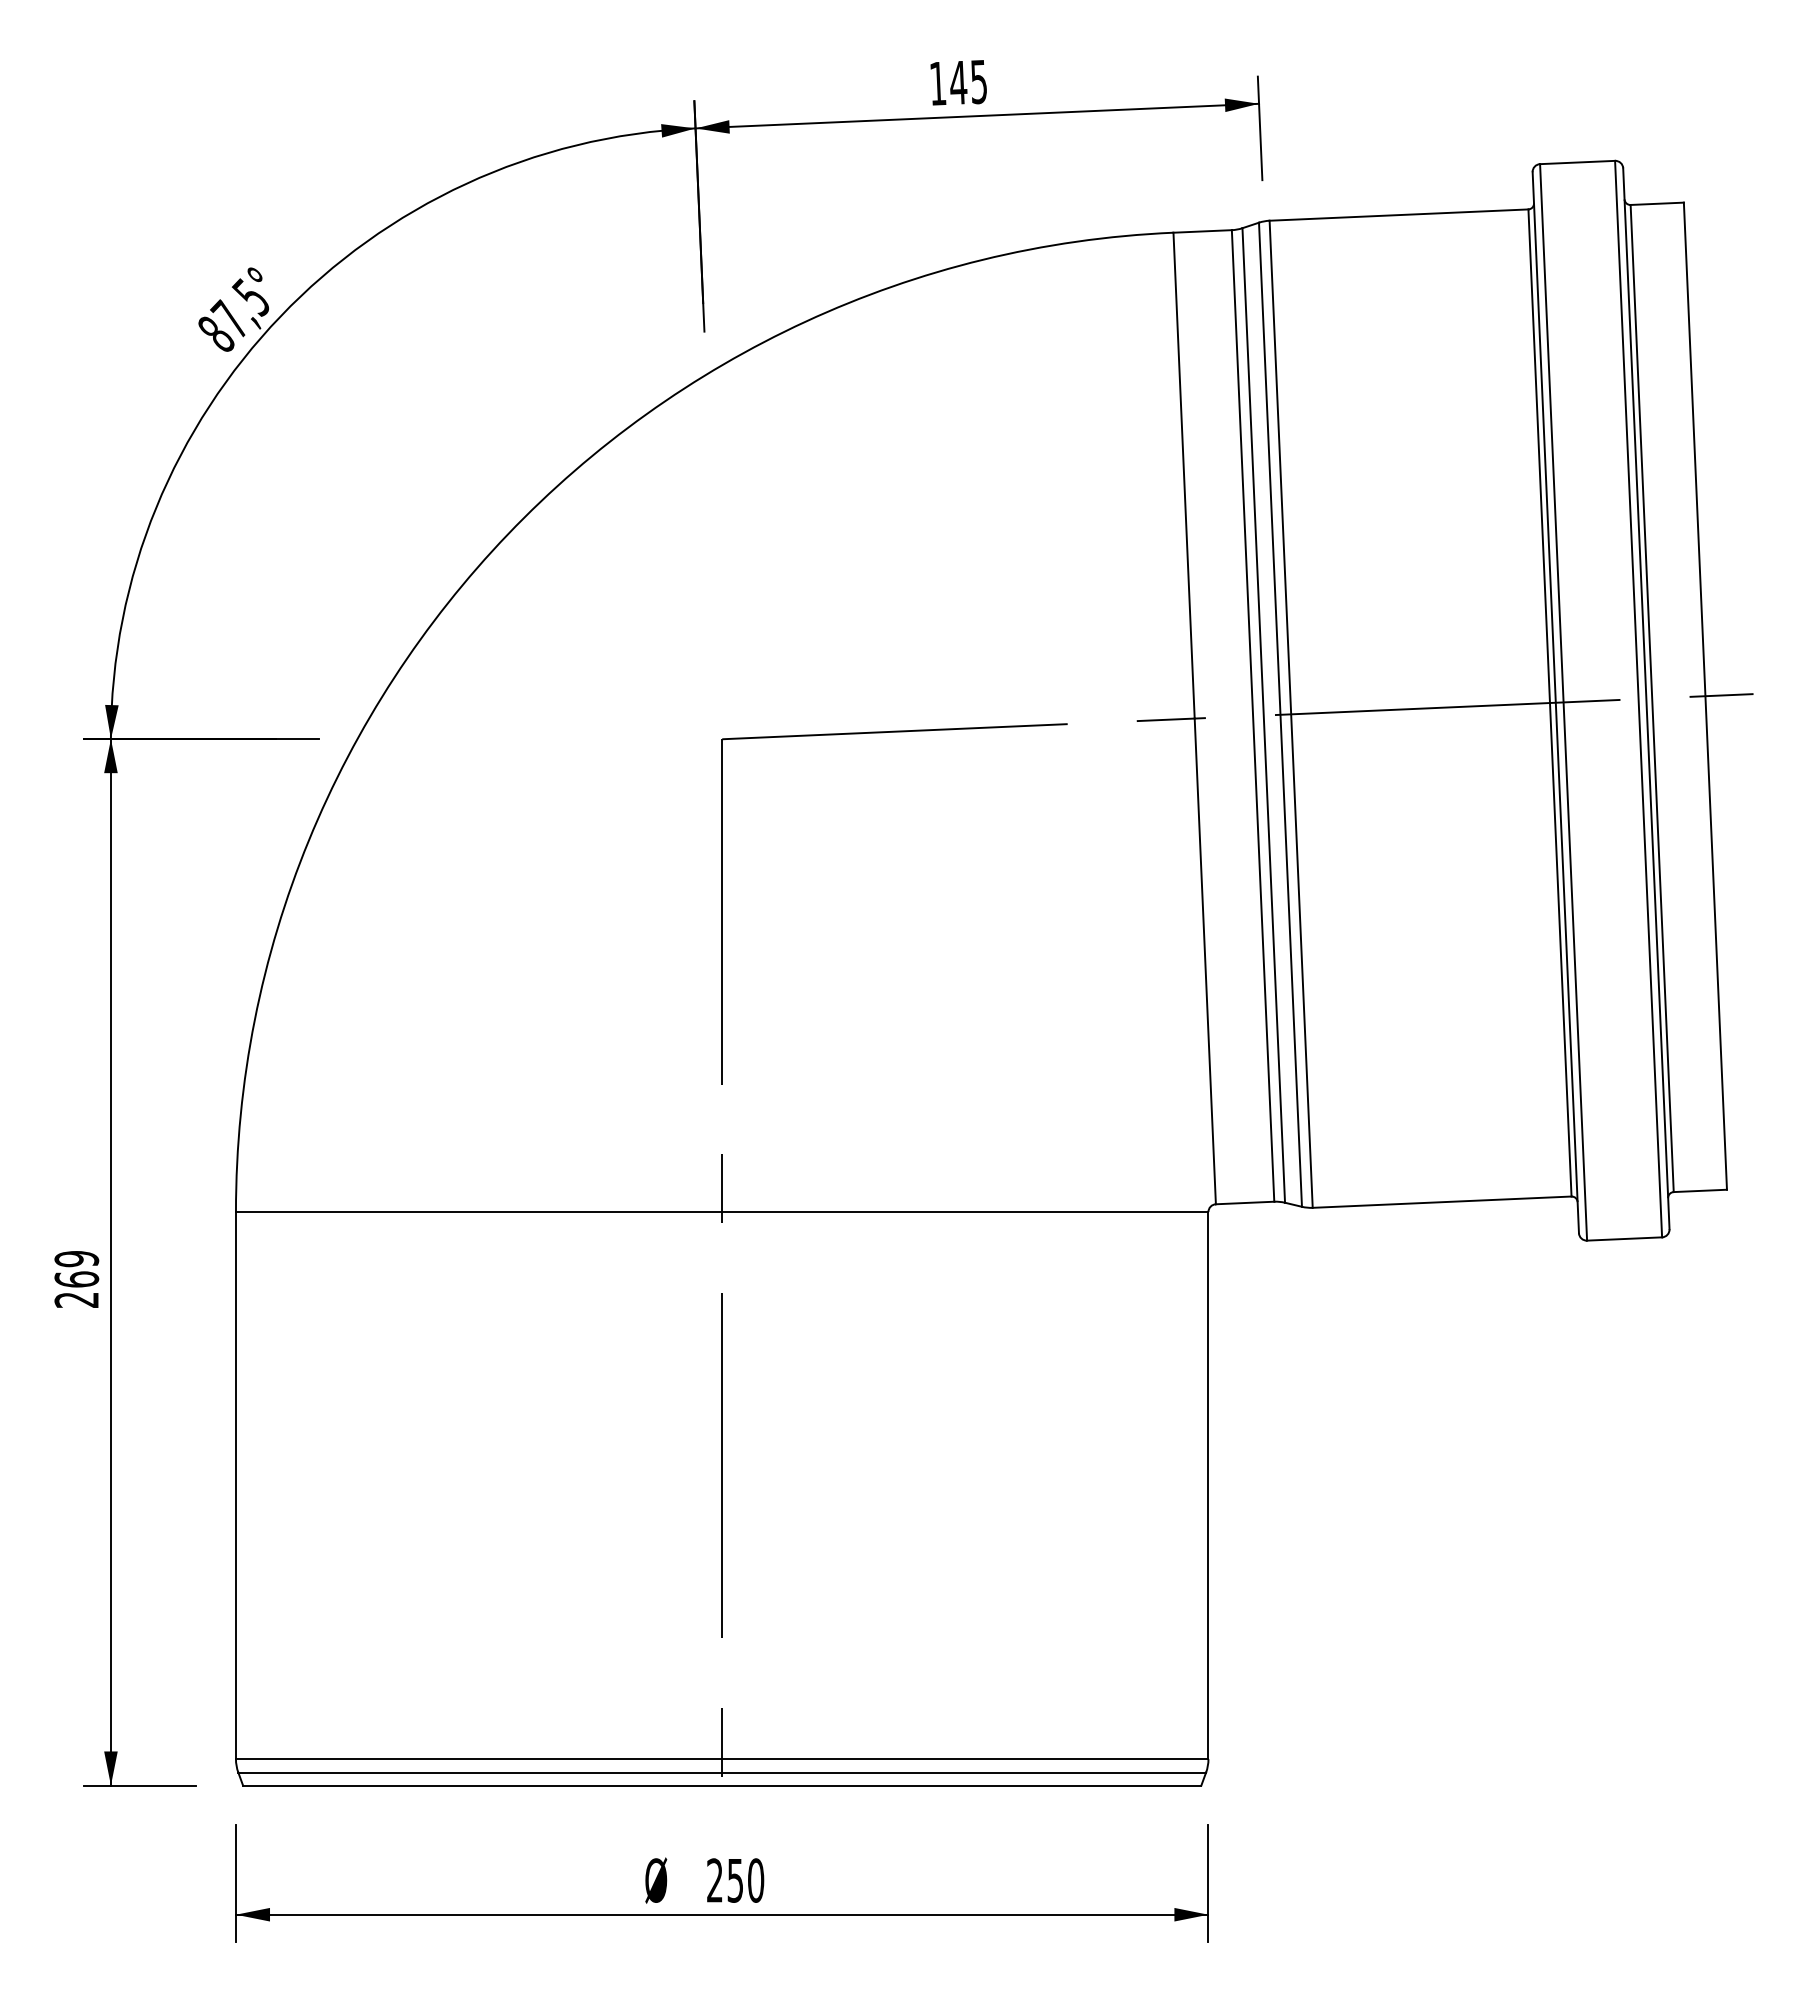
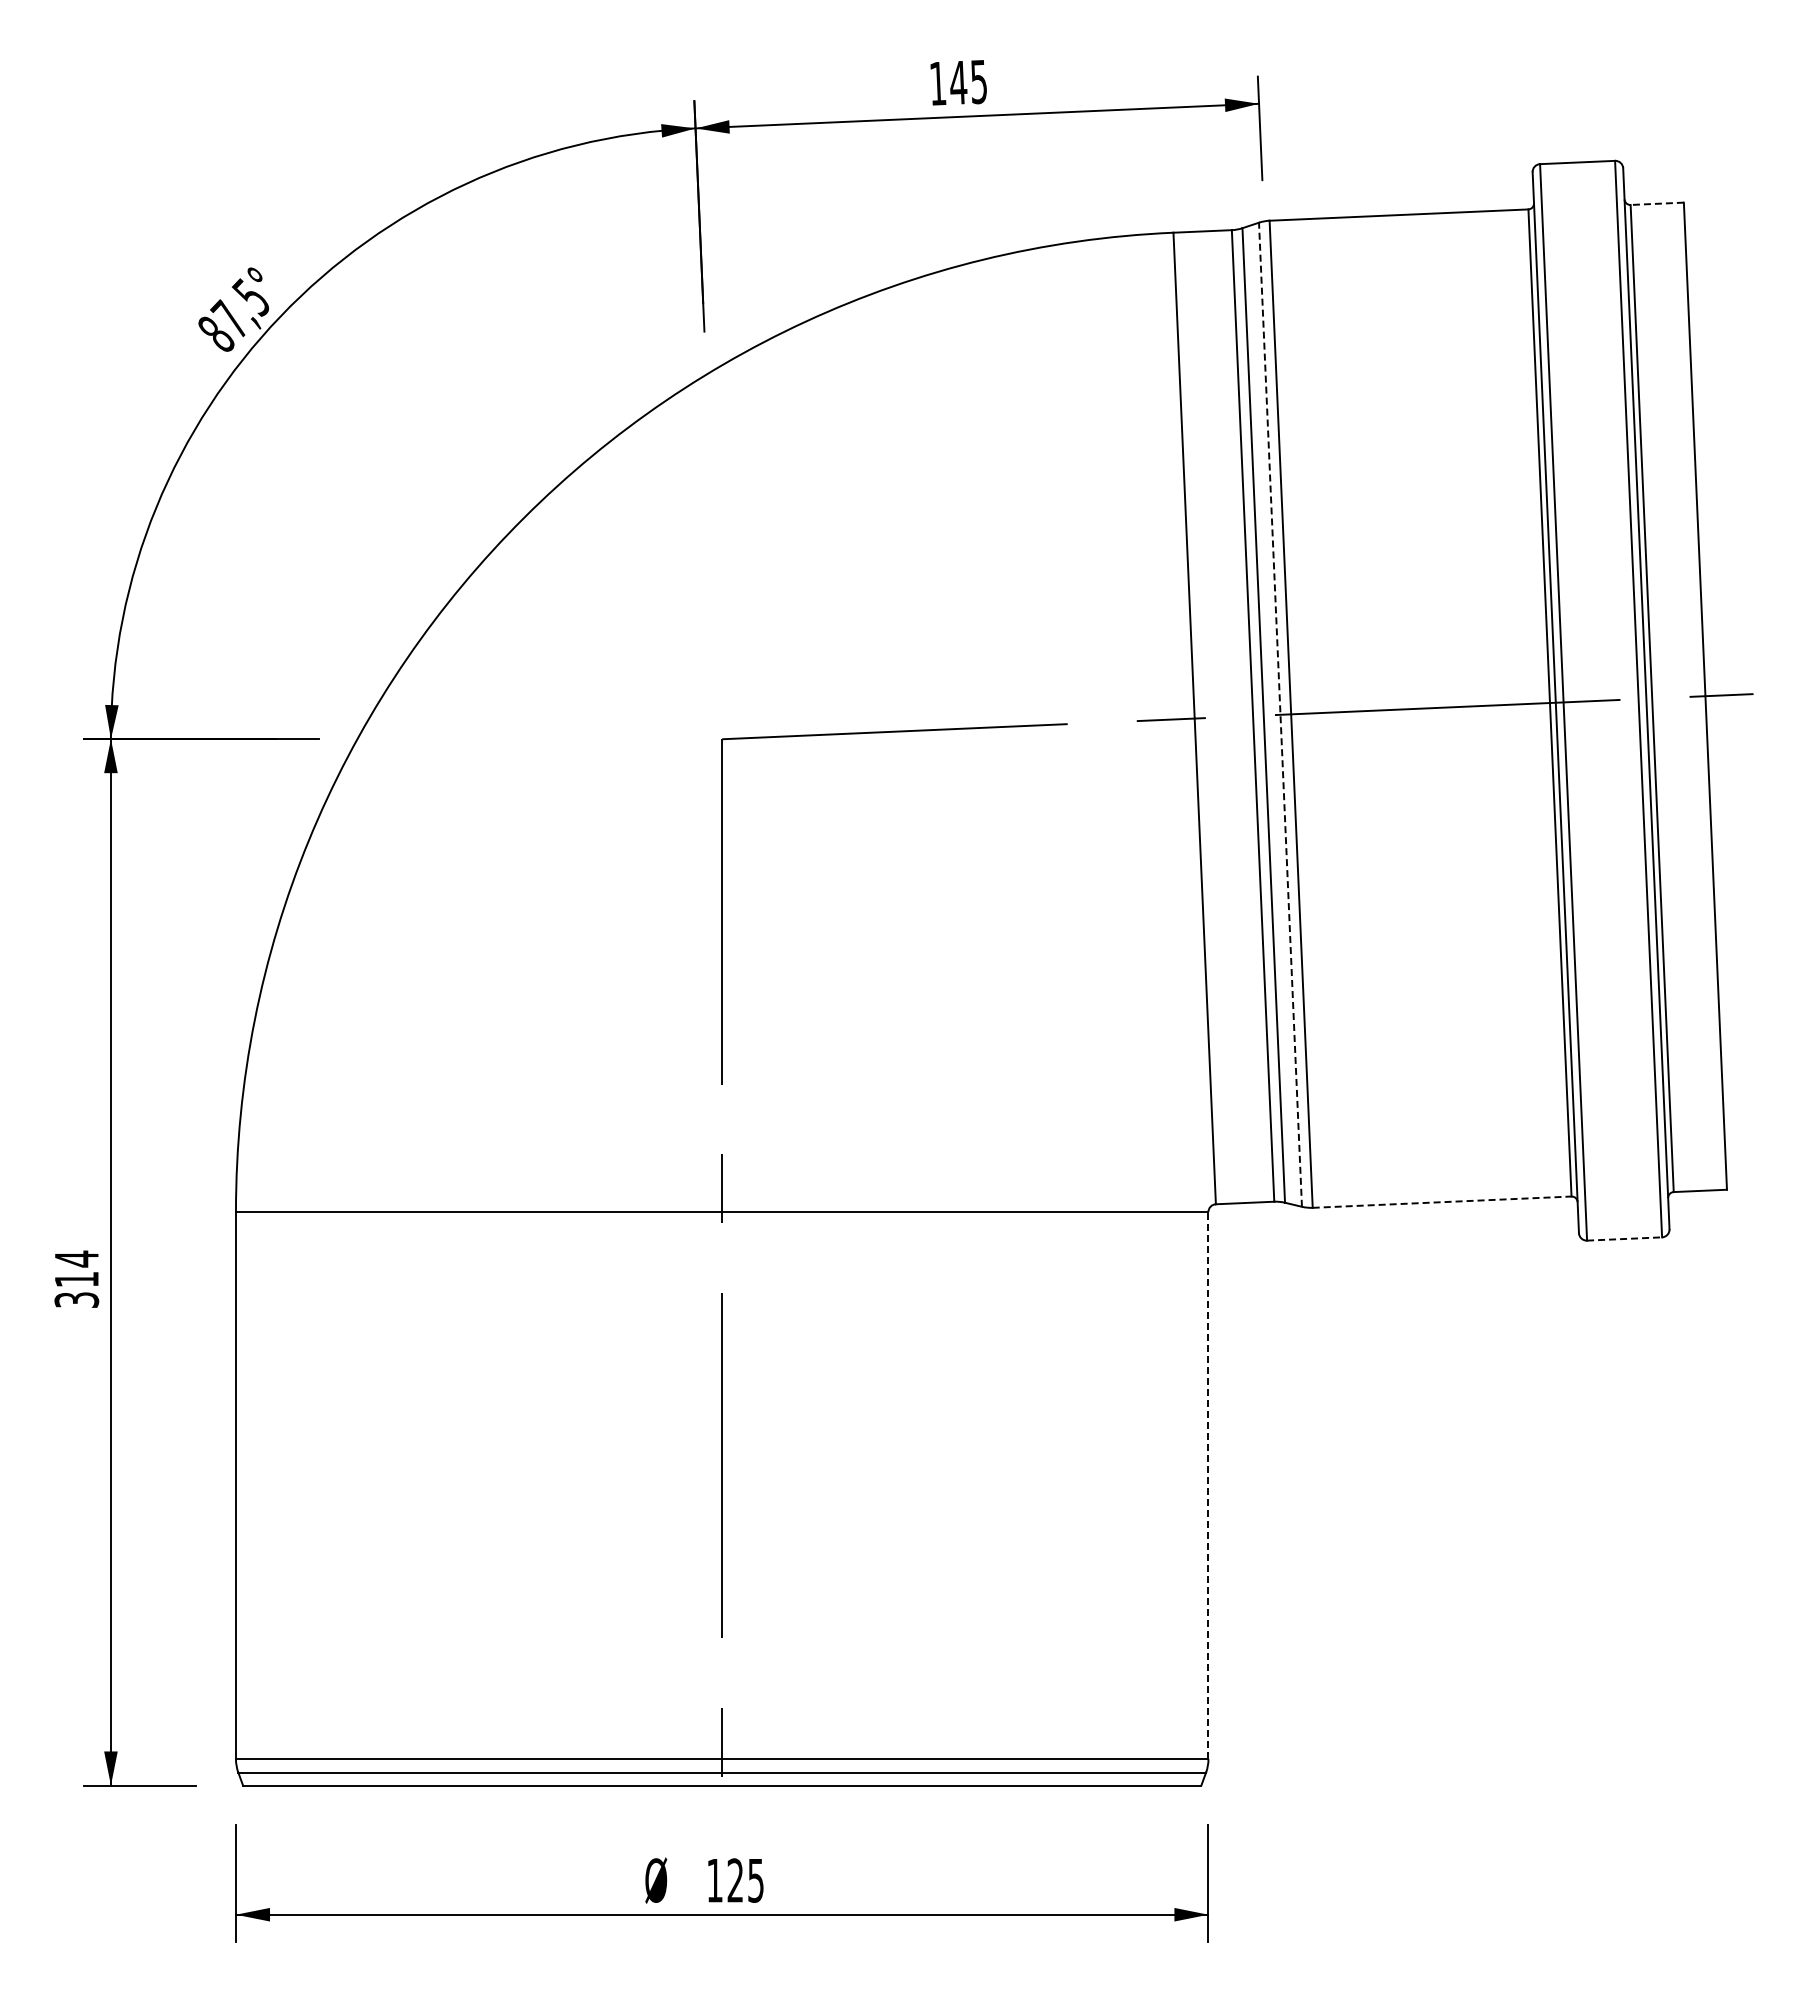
line: solid -> dashed (1657, 203)
line: solid -> dashed (1280, 714)
line: solid -> dashed (1442, 1202)
line: solid -> dashed (1624, 1239)
text: 269 -> 314 (76, 1278)
line: solid -> dashed (1208, 1485)
text: 250 -> 125 (735, 1880)
